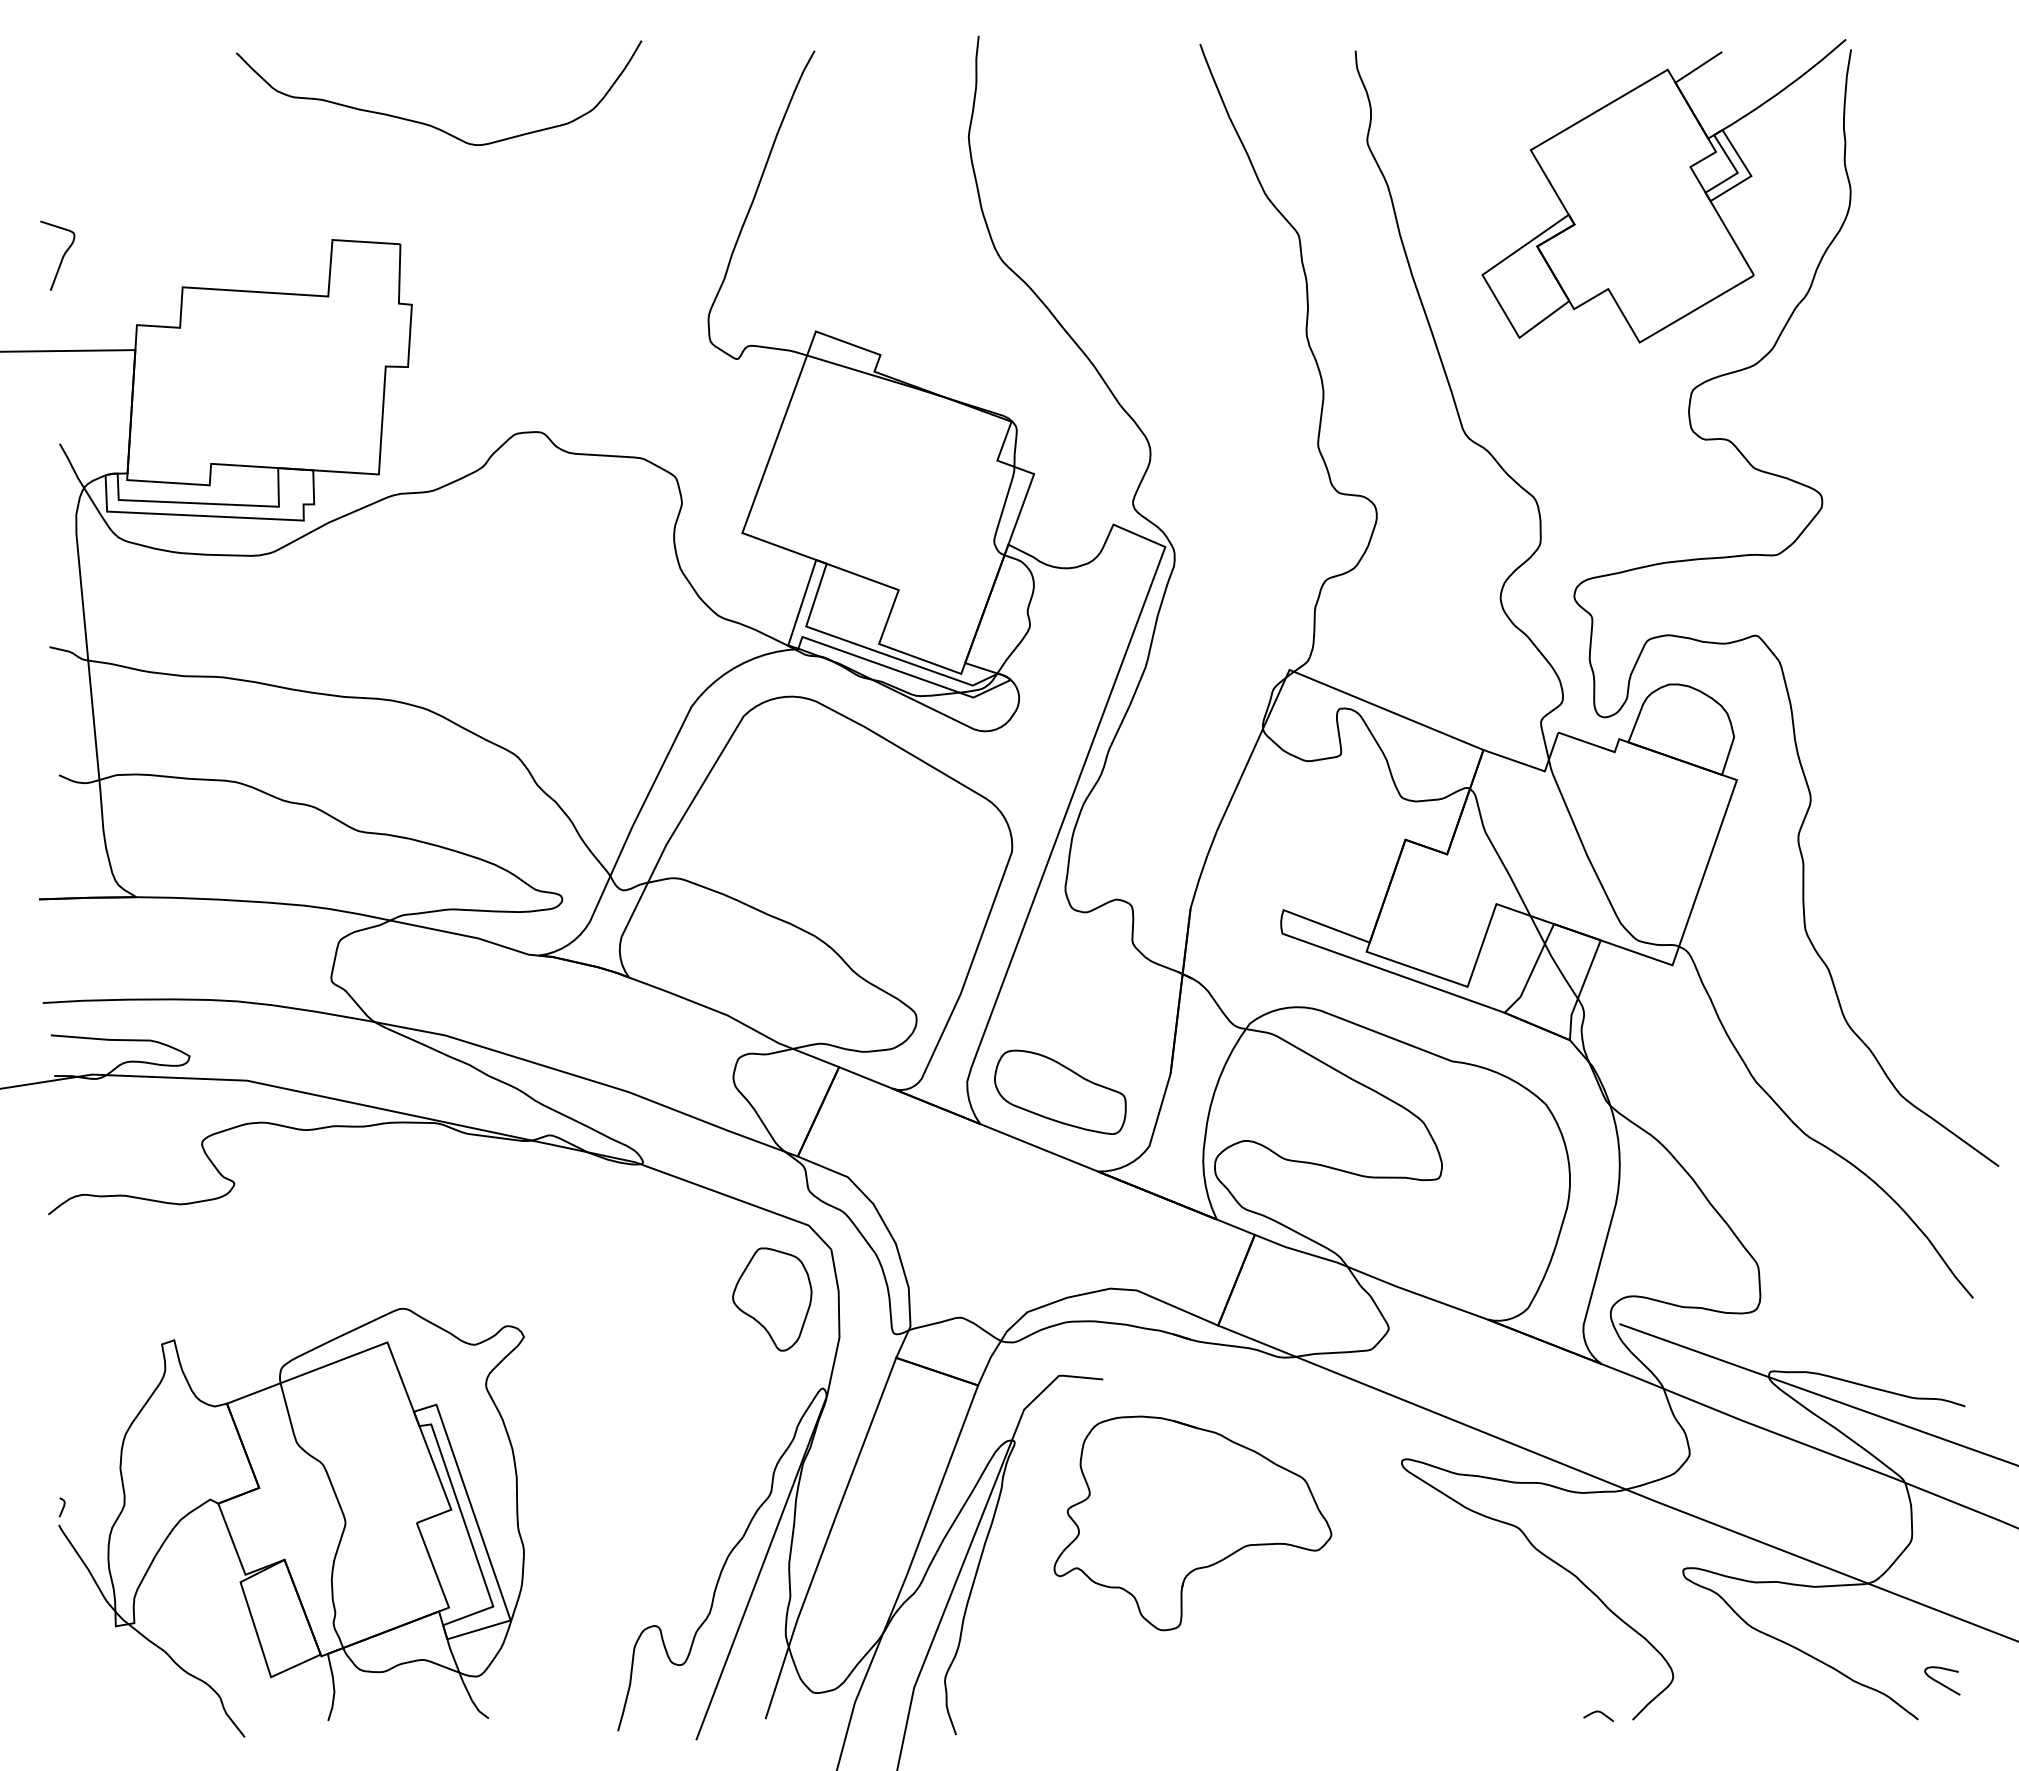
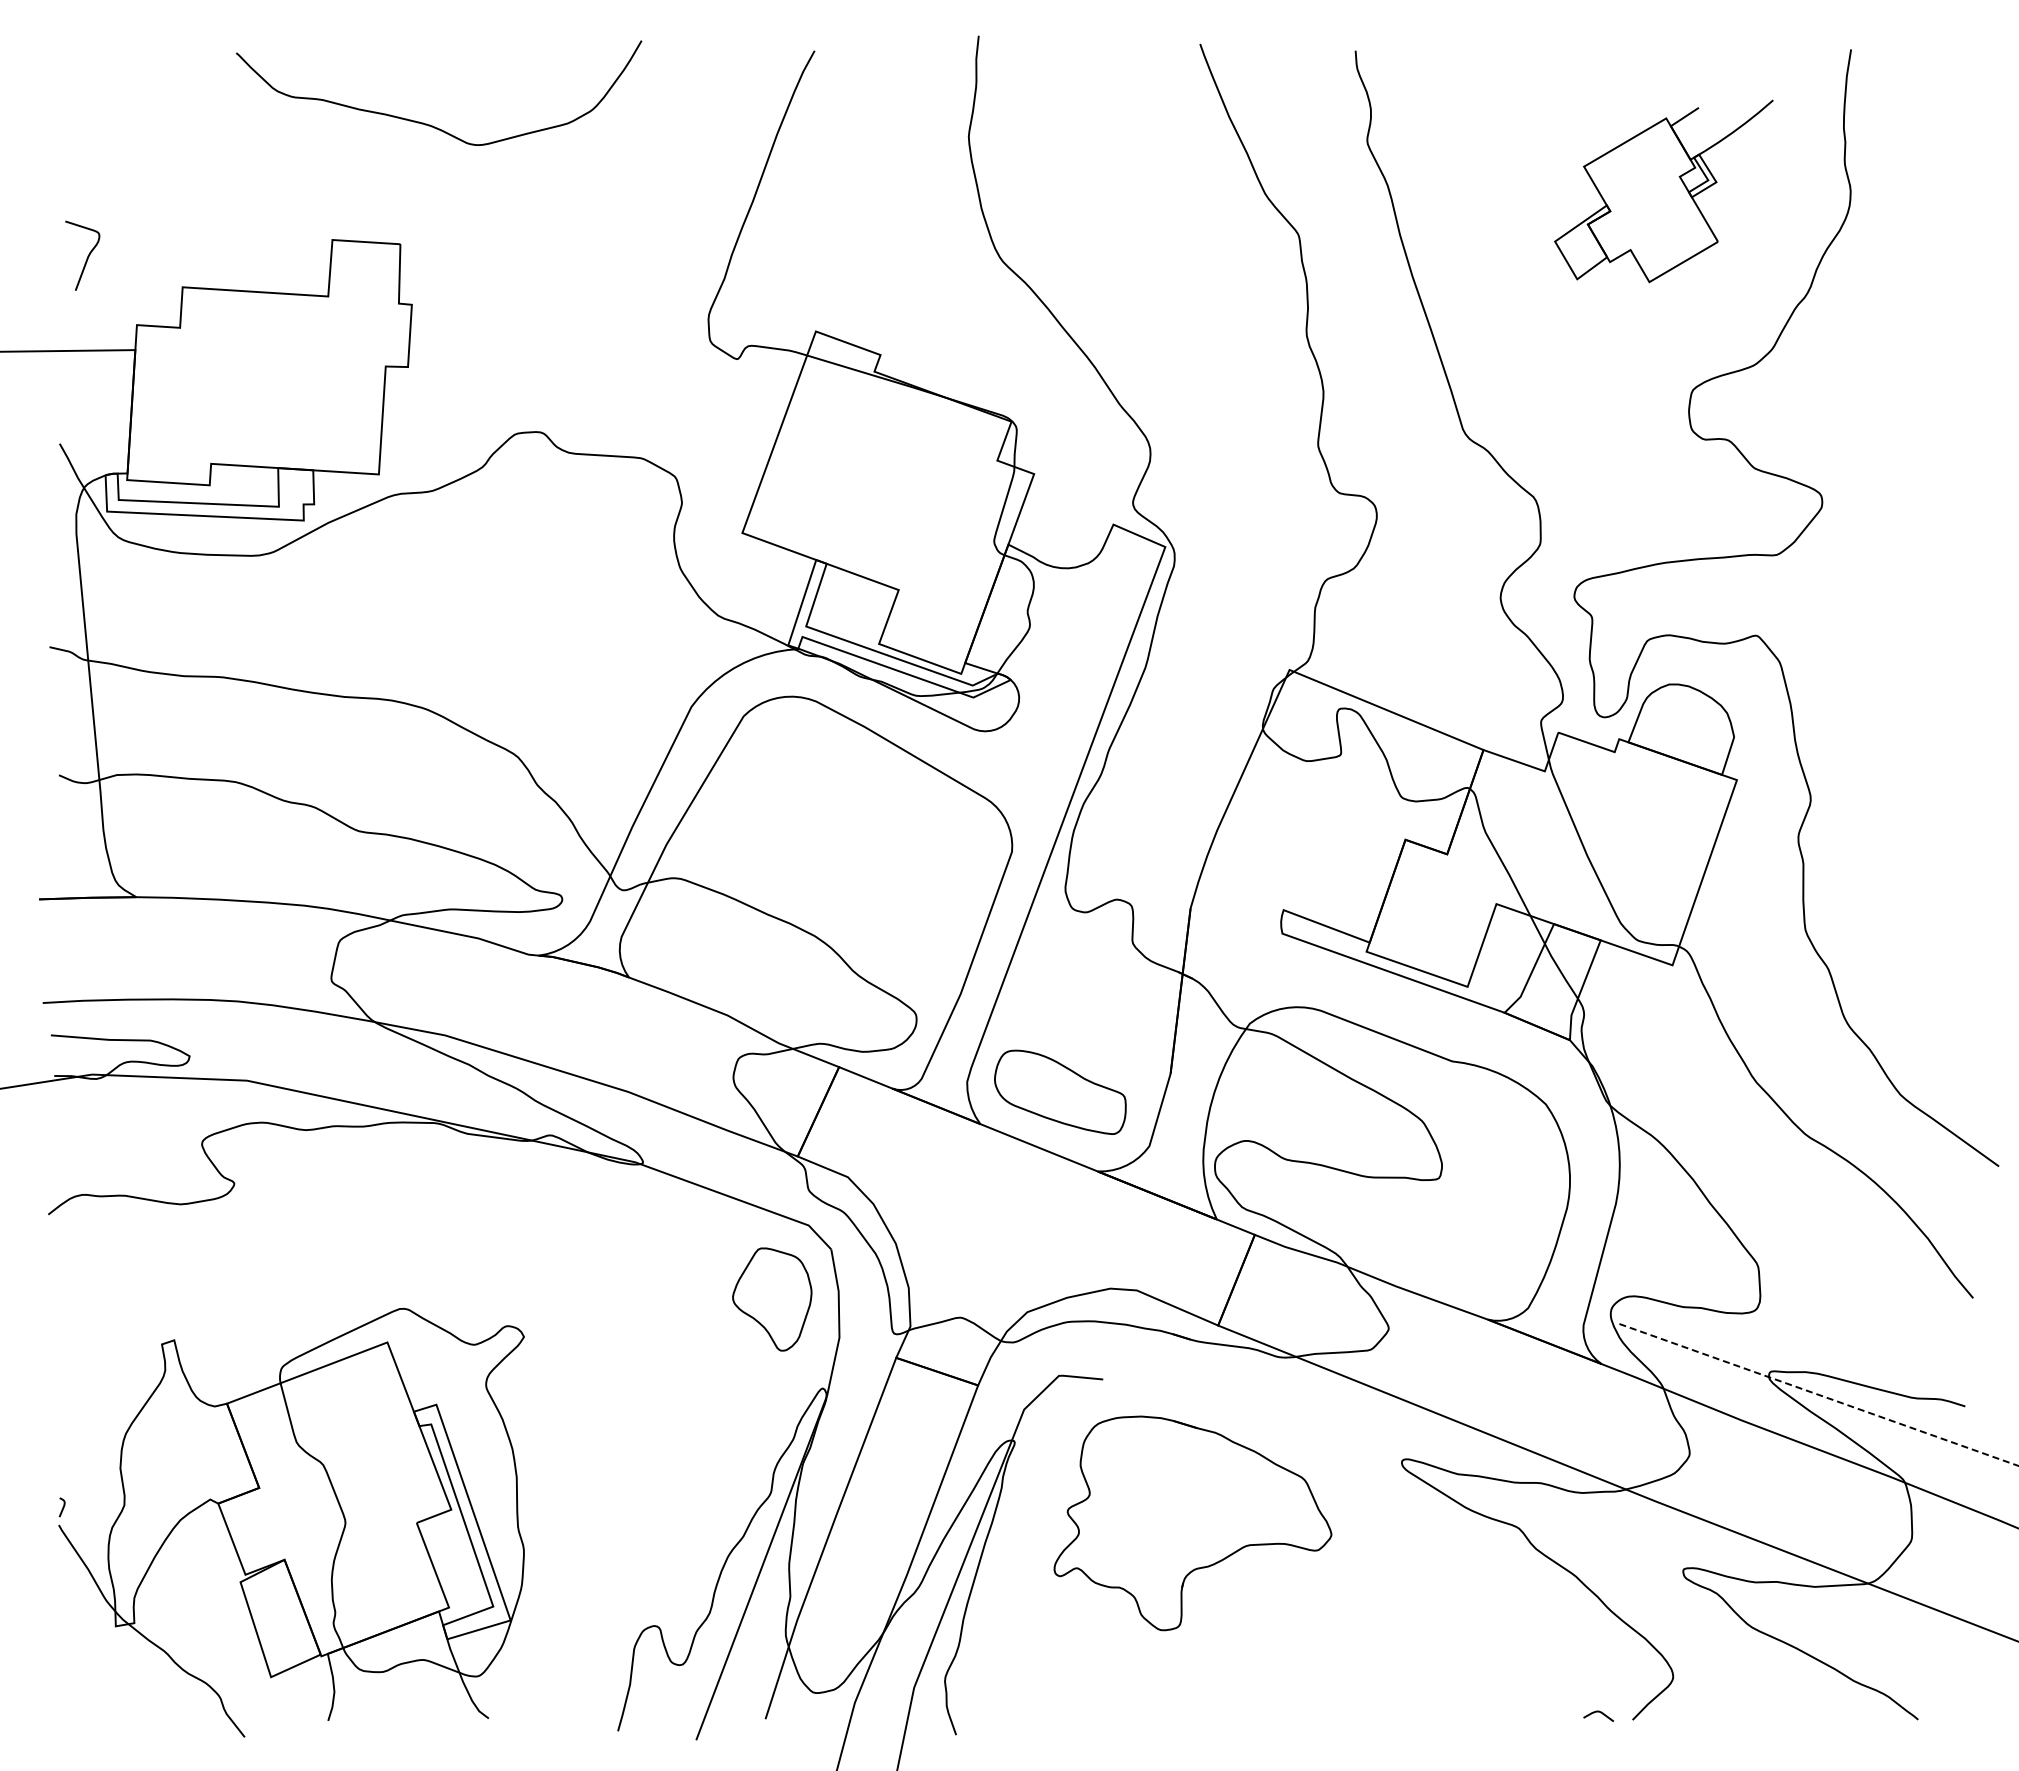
part size: 366x305 px -> 220x185 px (1663, 191)
curve position: (61, 258) -> (86, 258) (86, 258)
line: solid -> dashed (1818, 1394)
curve: present -> none (1940, 1682)
